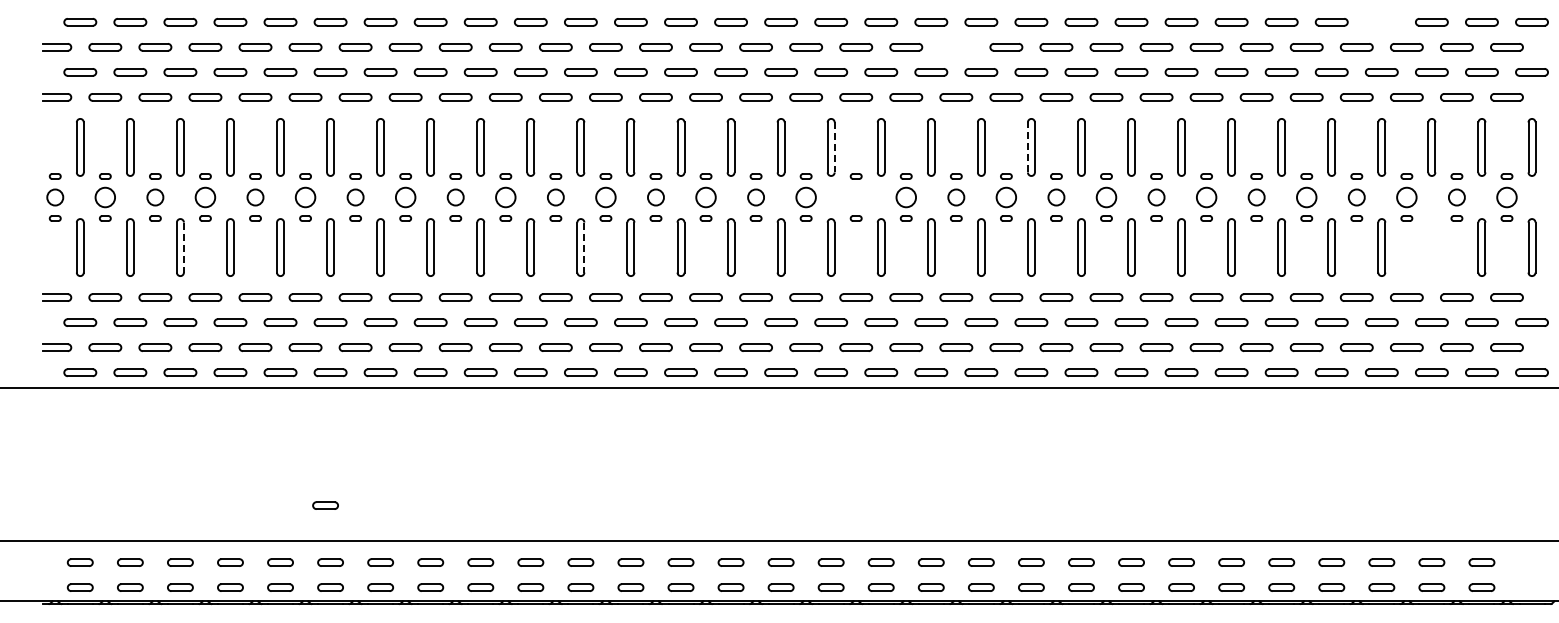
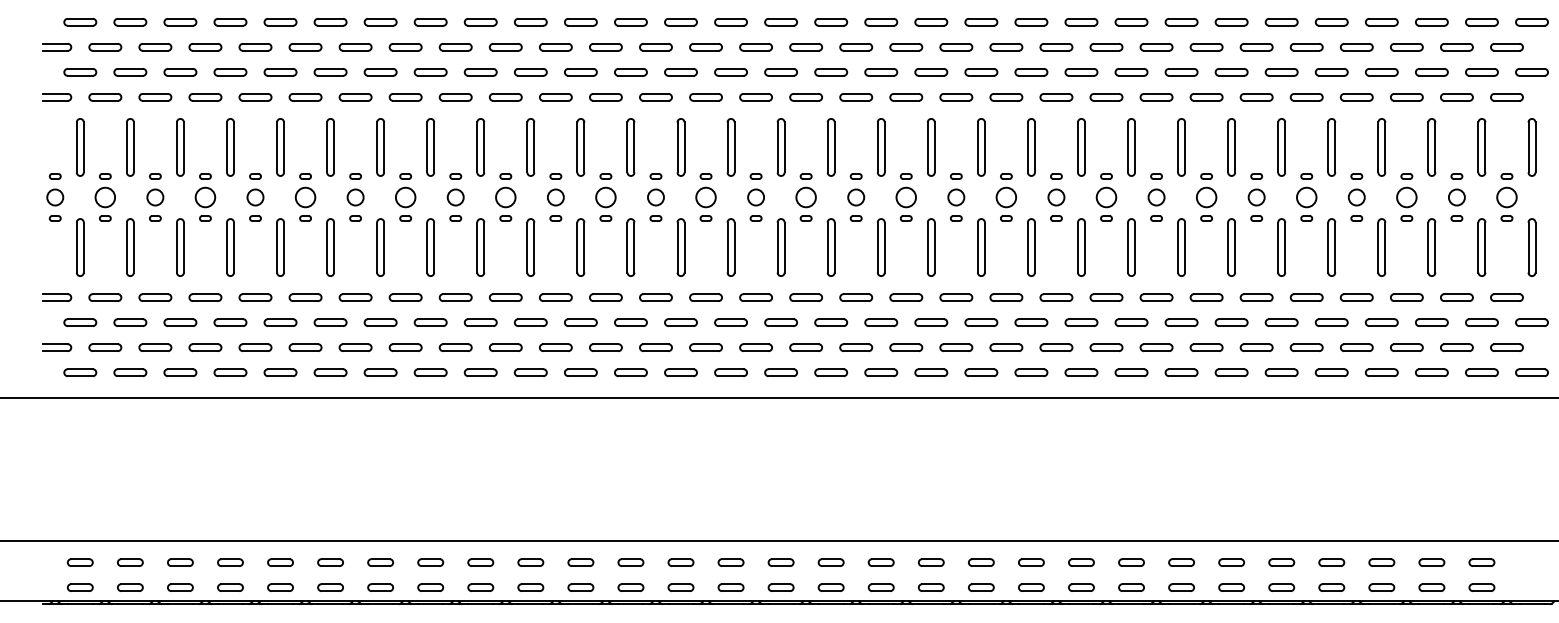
part: none -> present (1381, 22)
part: none -> present (956, 47)
line: dashed -> solid (1027, 146)
line: dashed -> solid (834, 147)
circle: none -> present (856, 197)
part: none -> present (1431, 247)
line: dashed -> solid (183, 248)
line: dashed -> solid (584, 248)
line position: (778, 387) -> (778, 397) (778, 397)
part: present -> none (325, 505)
